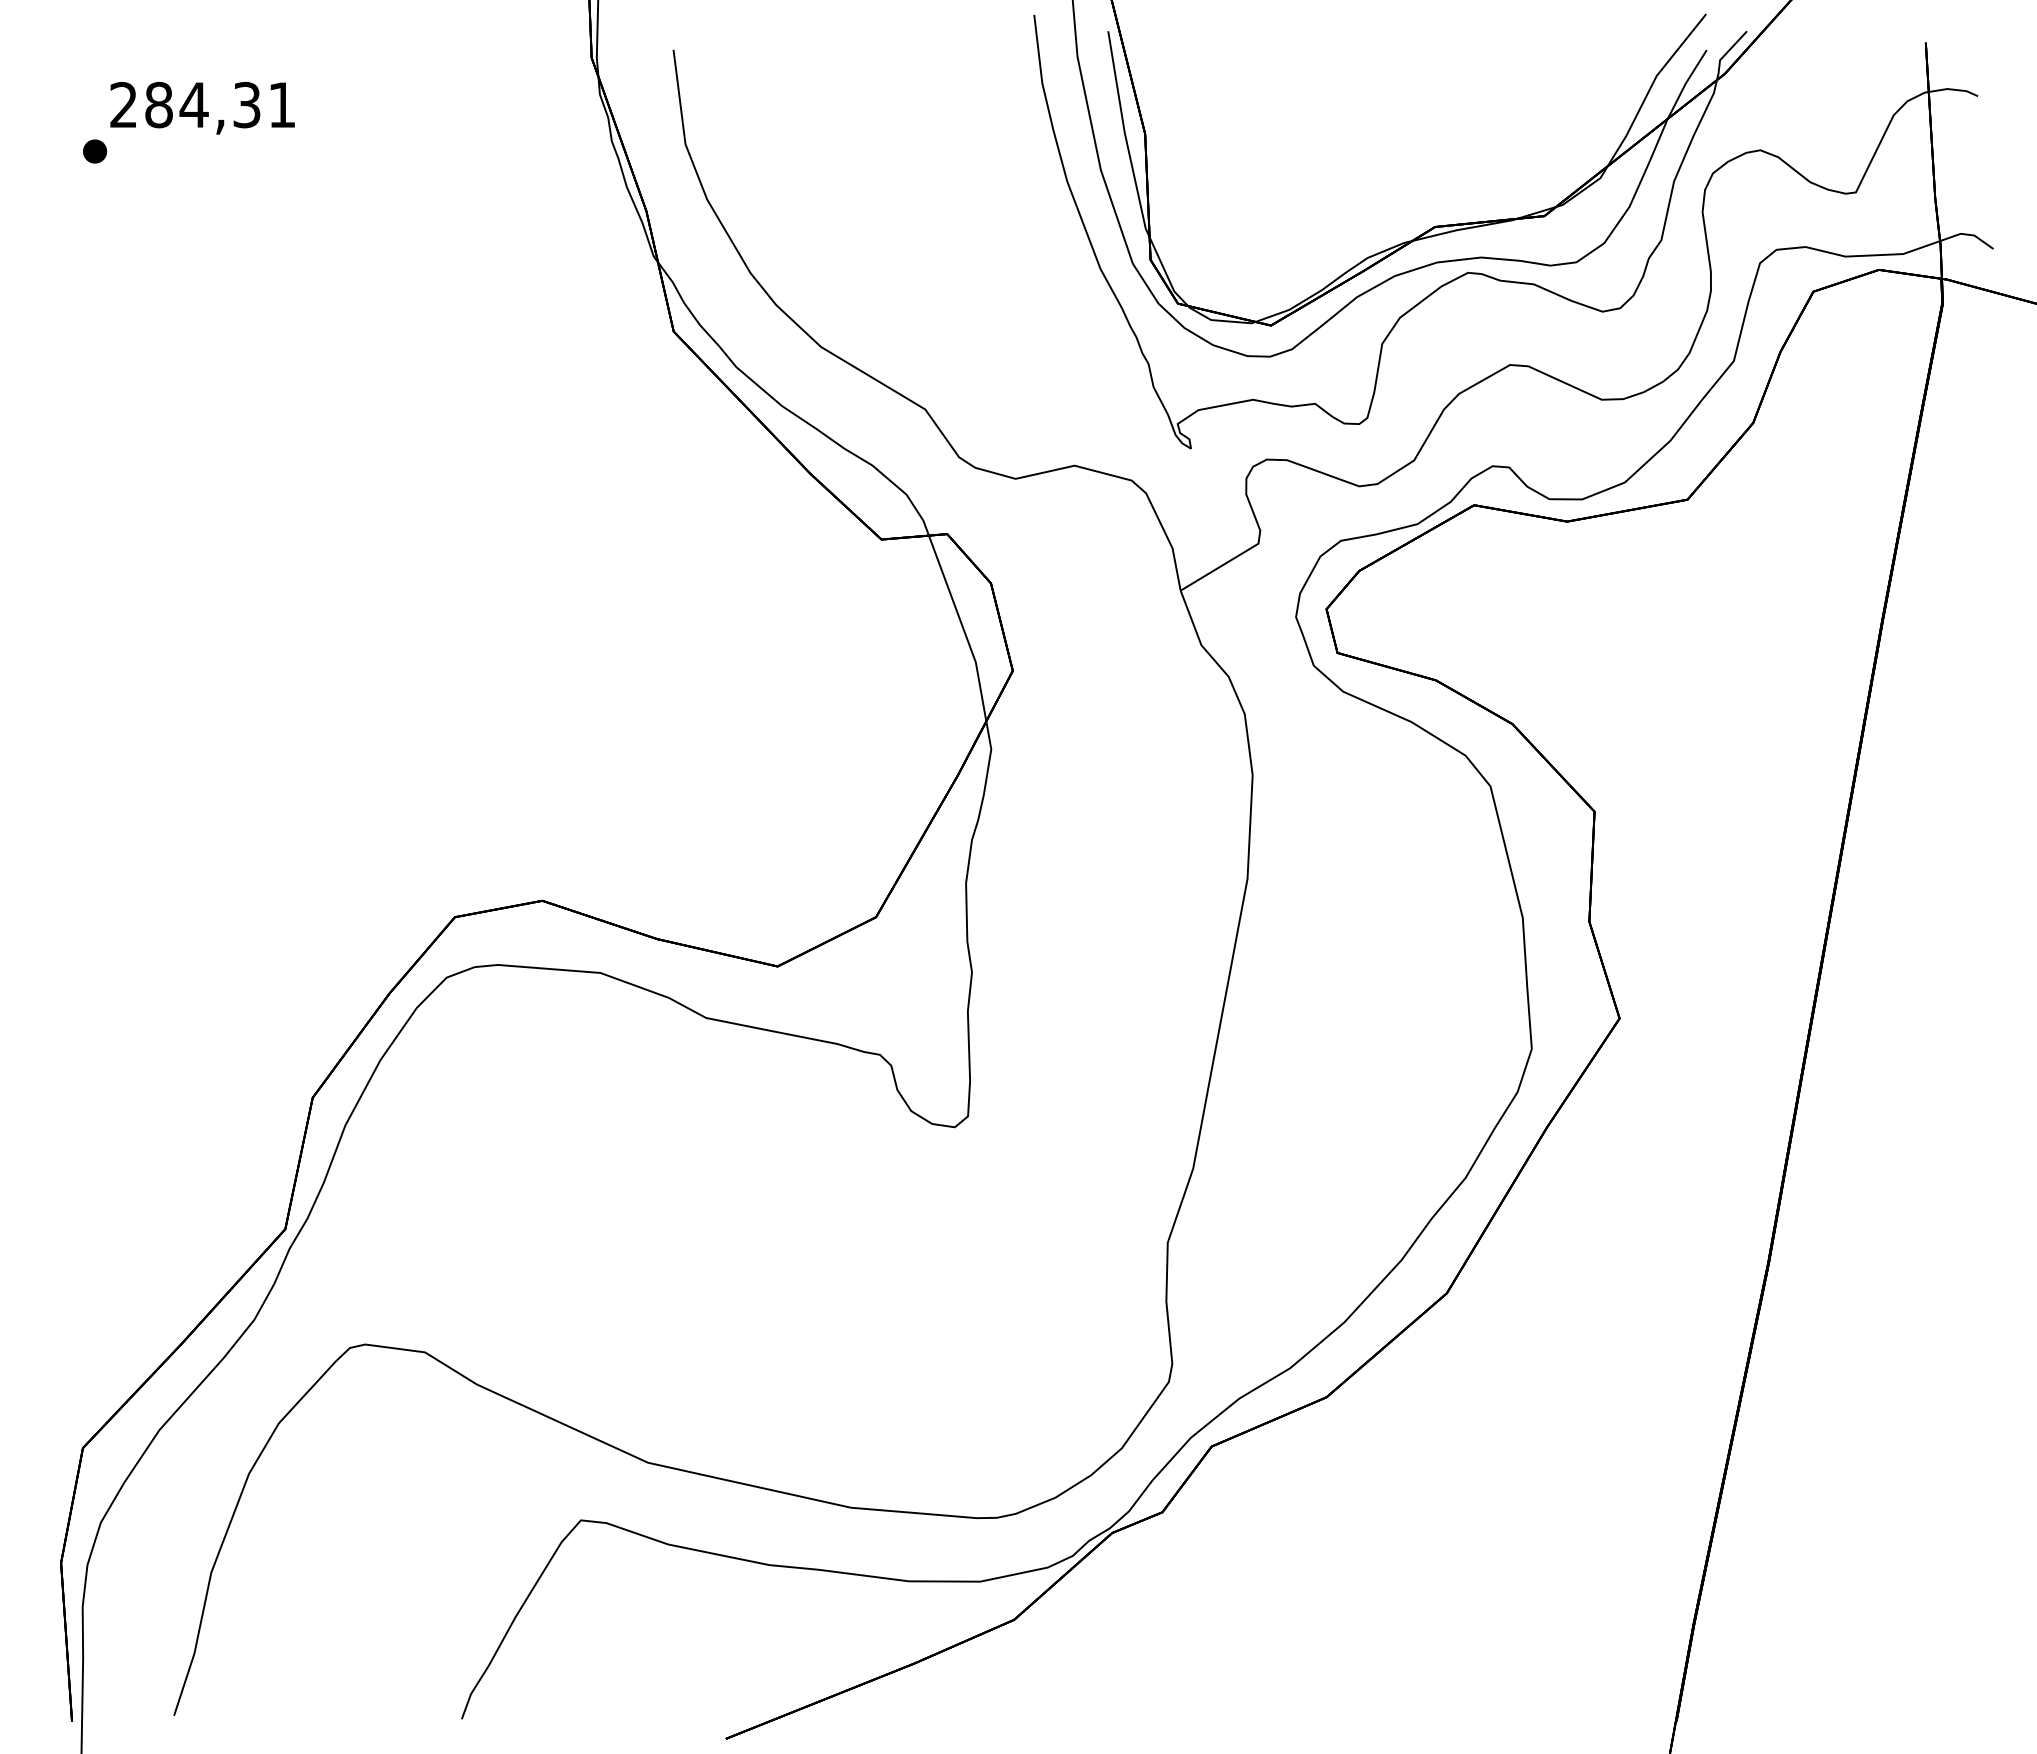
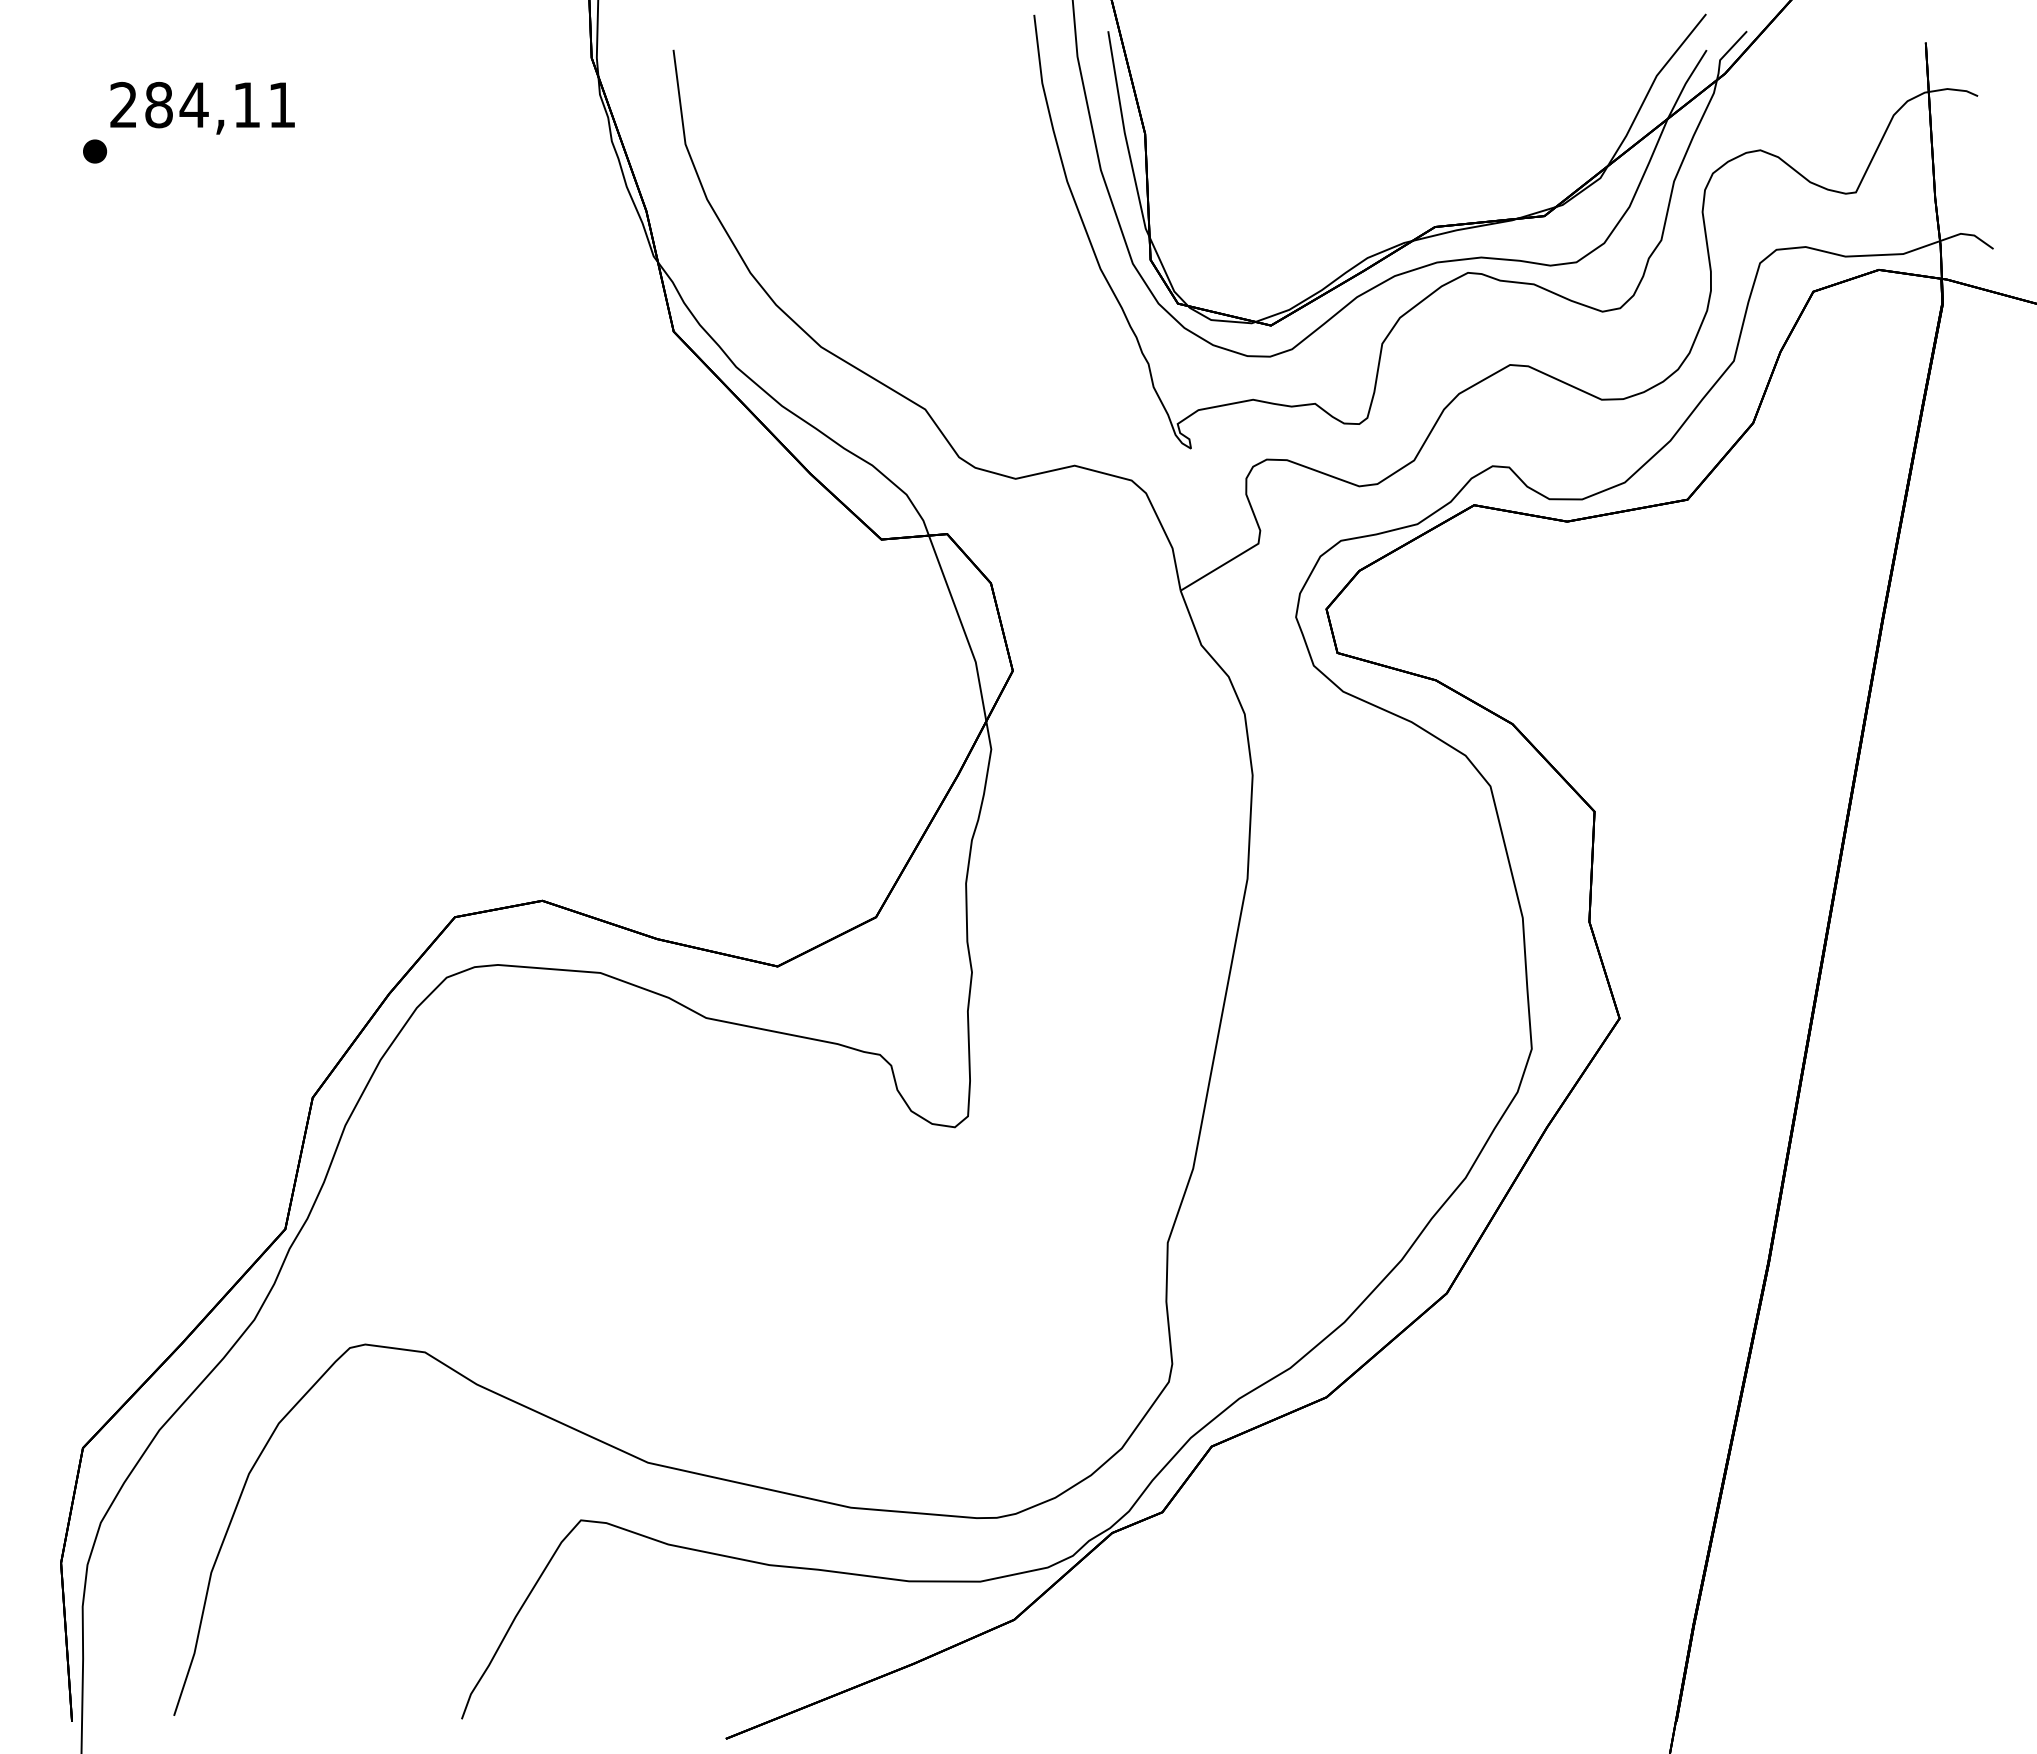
text: 284,31 -> 284,11 (246, 104)
